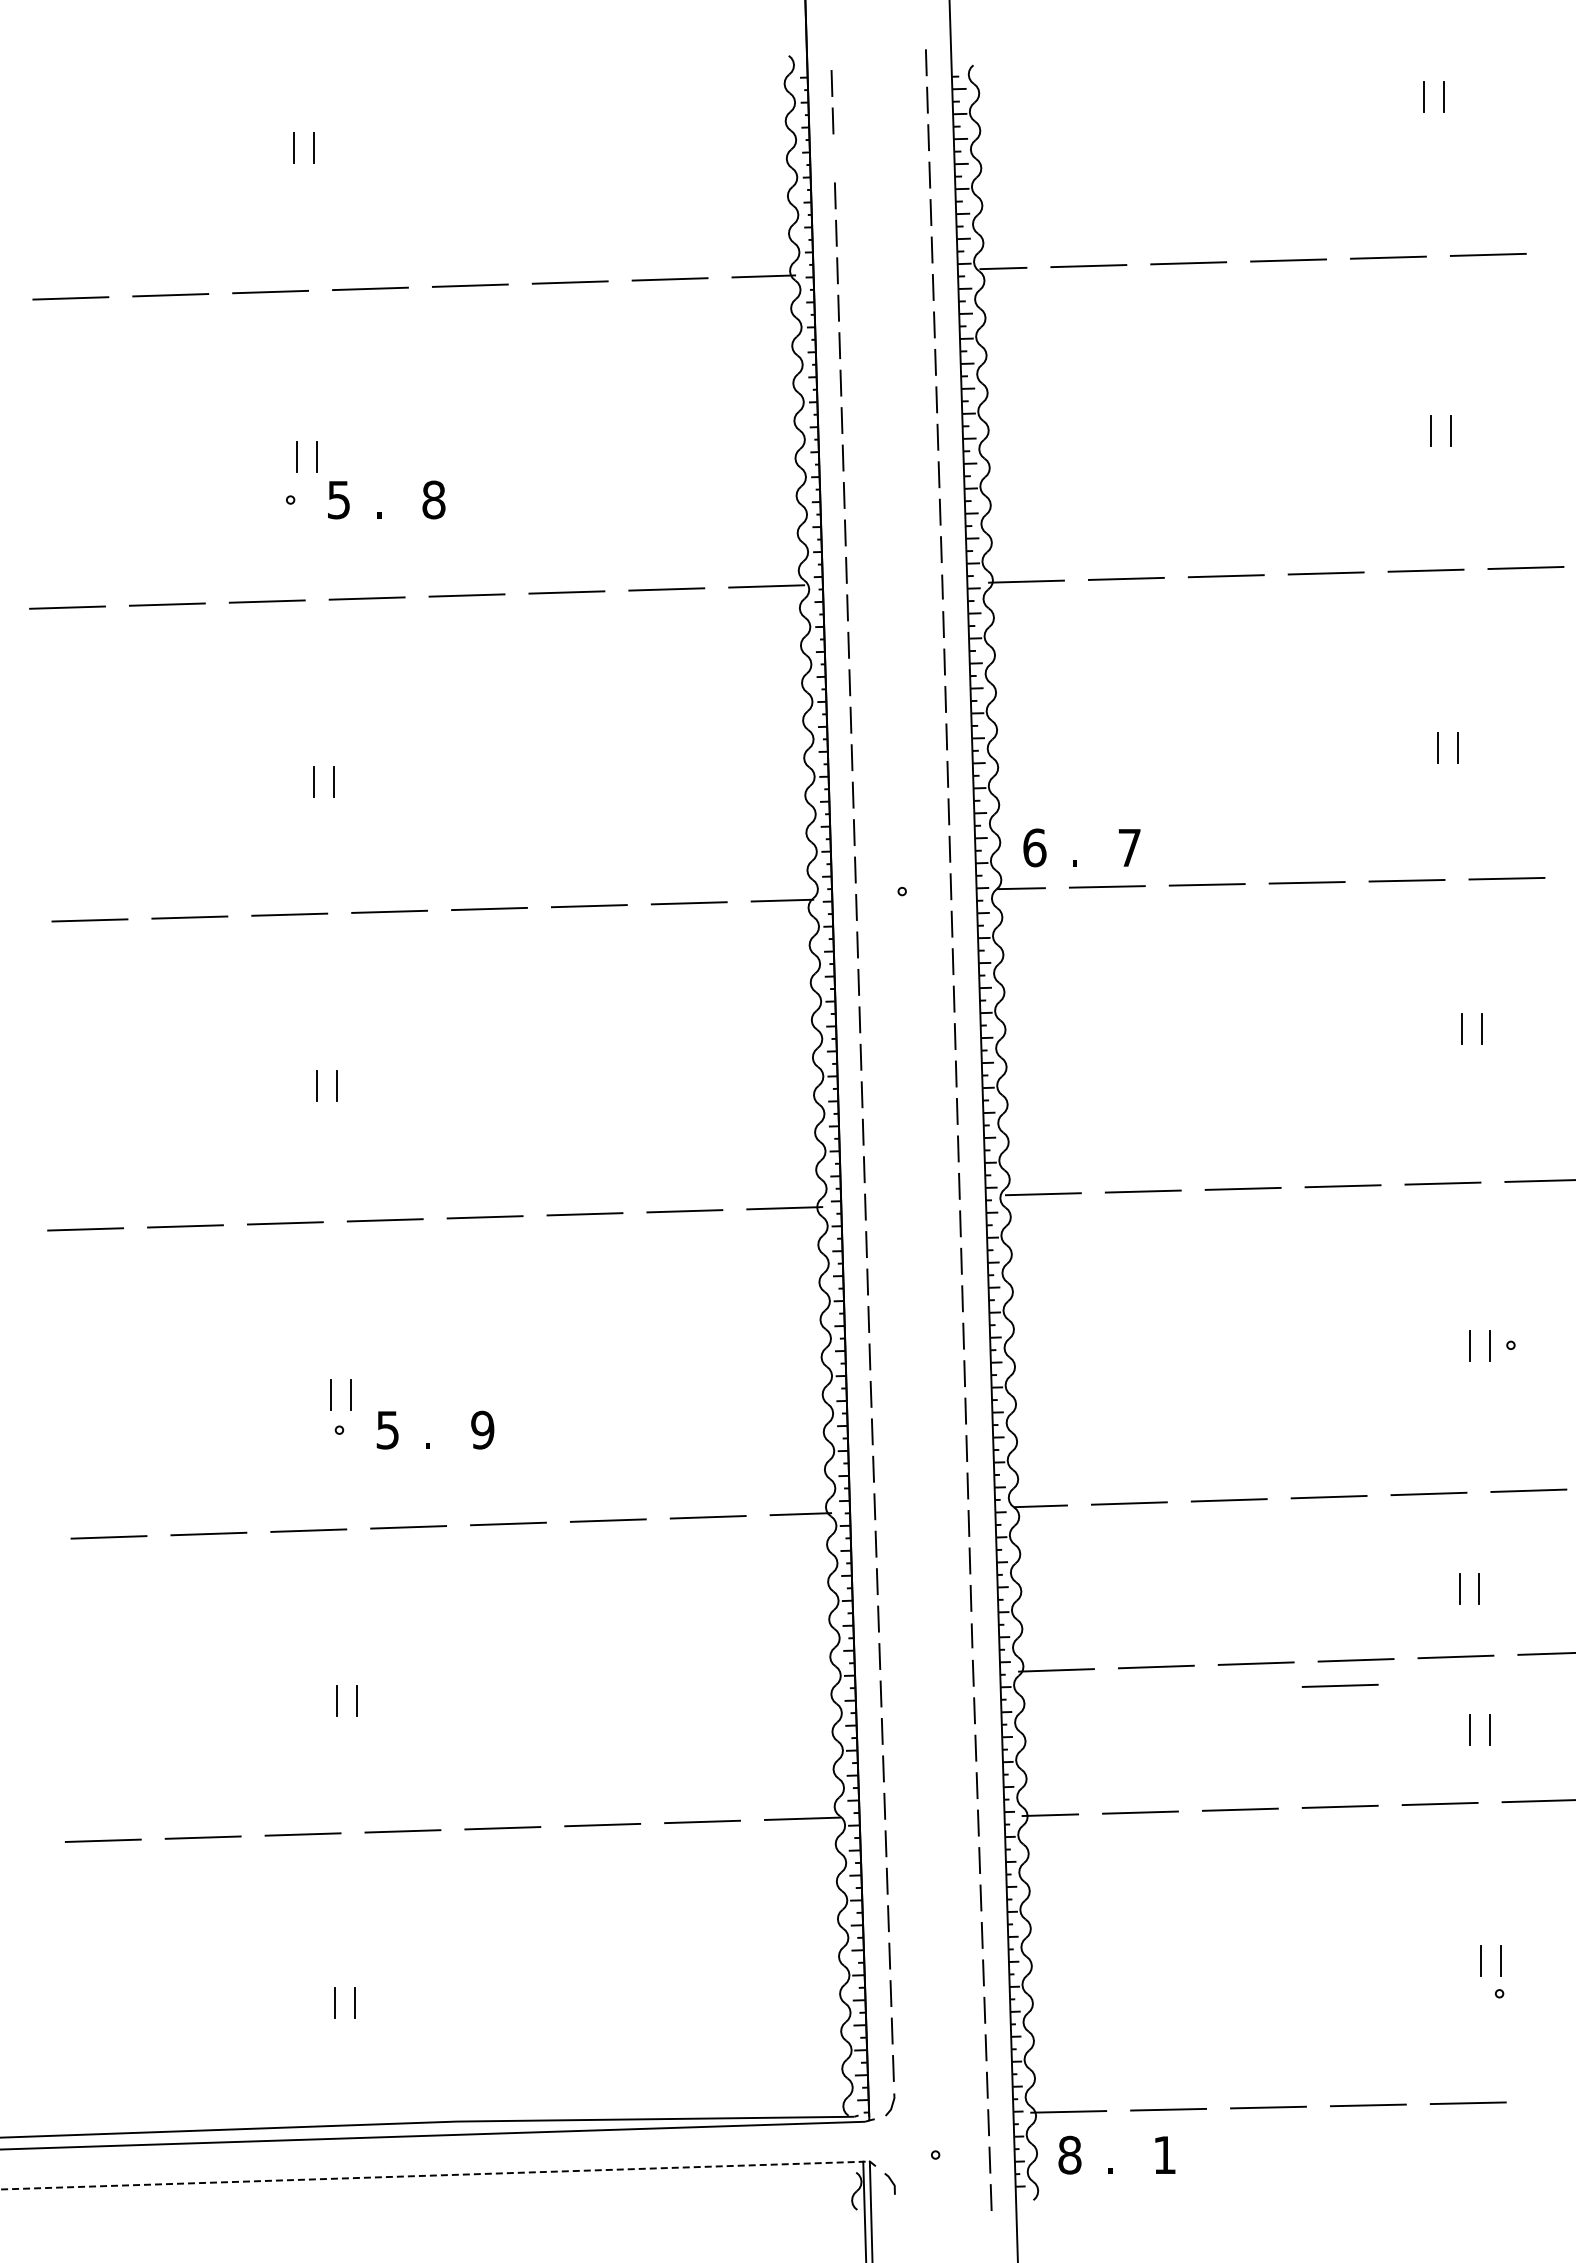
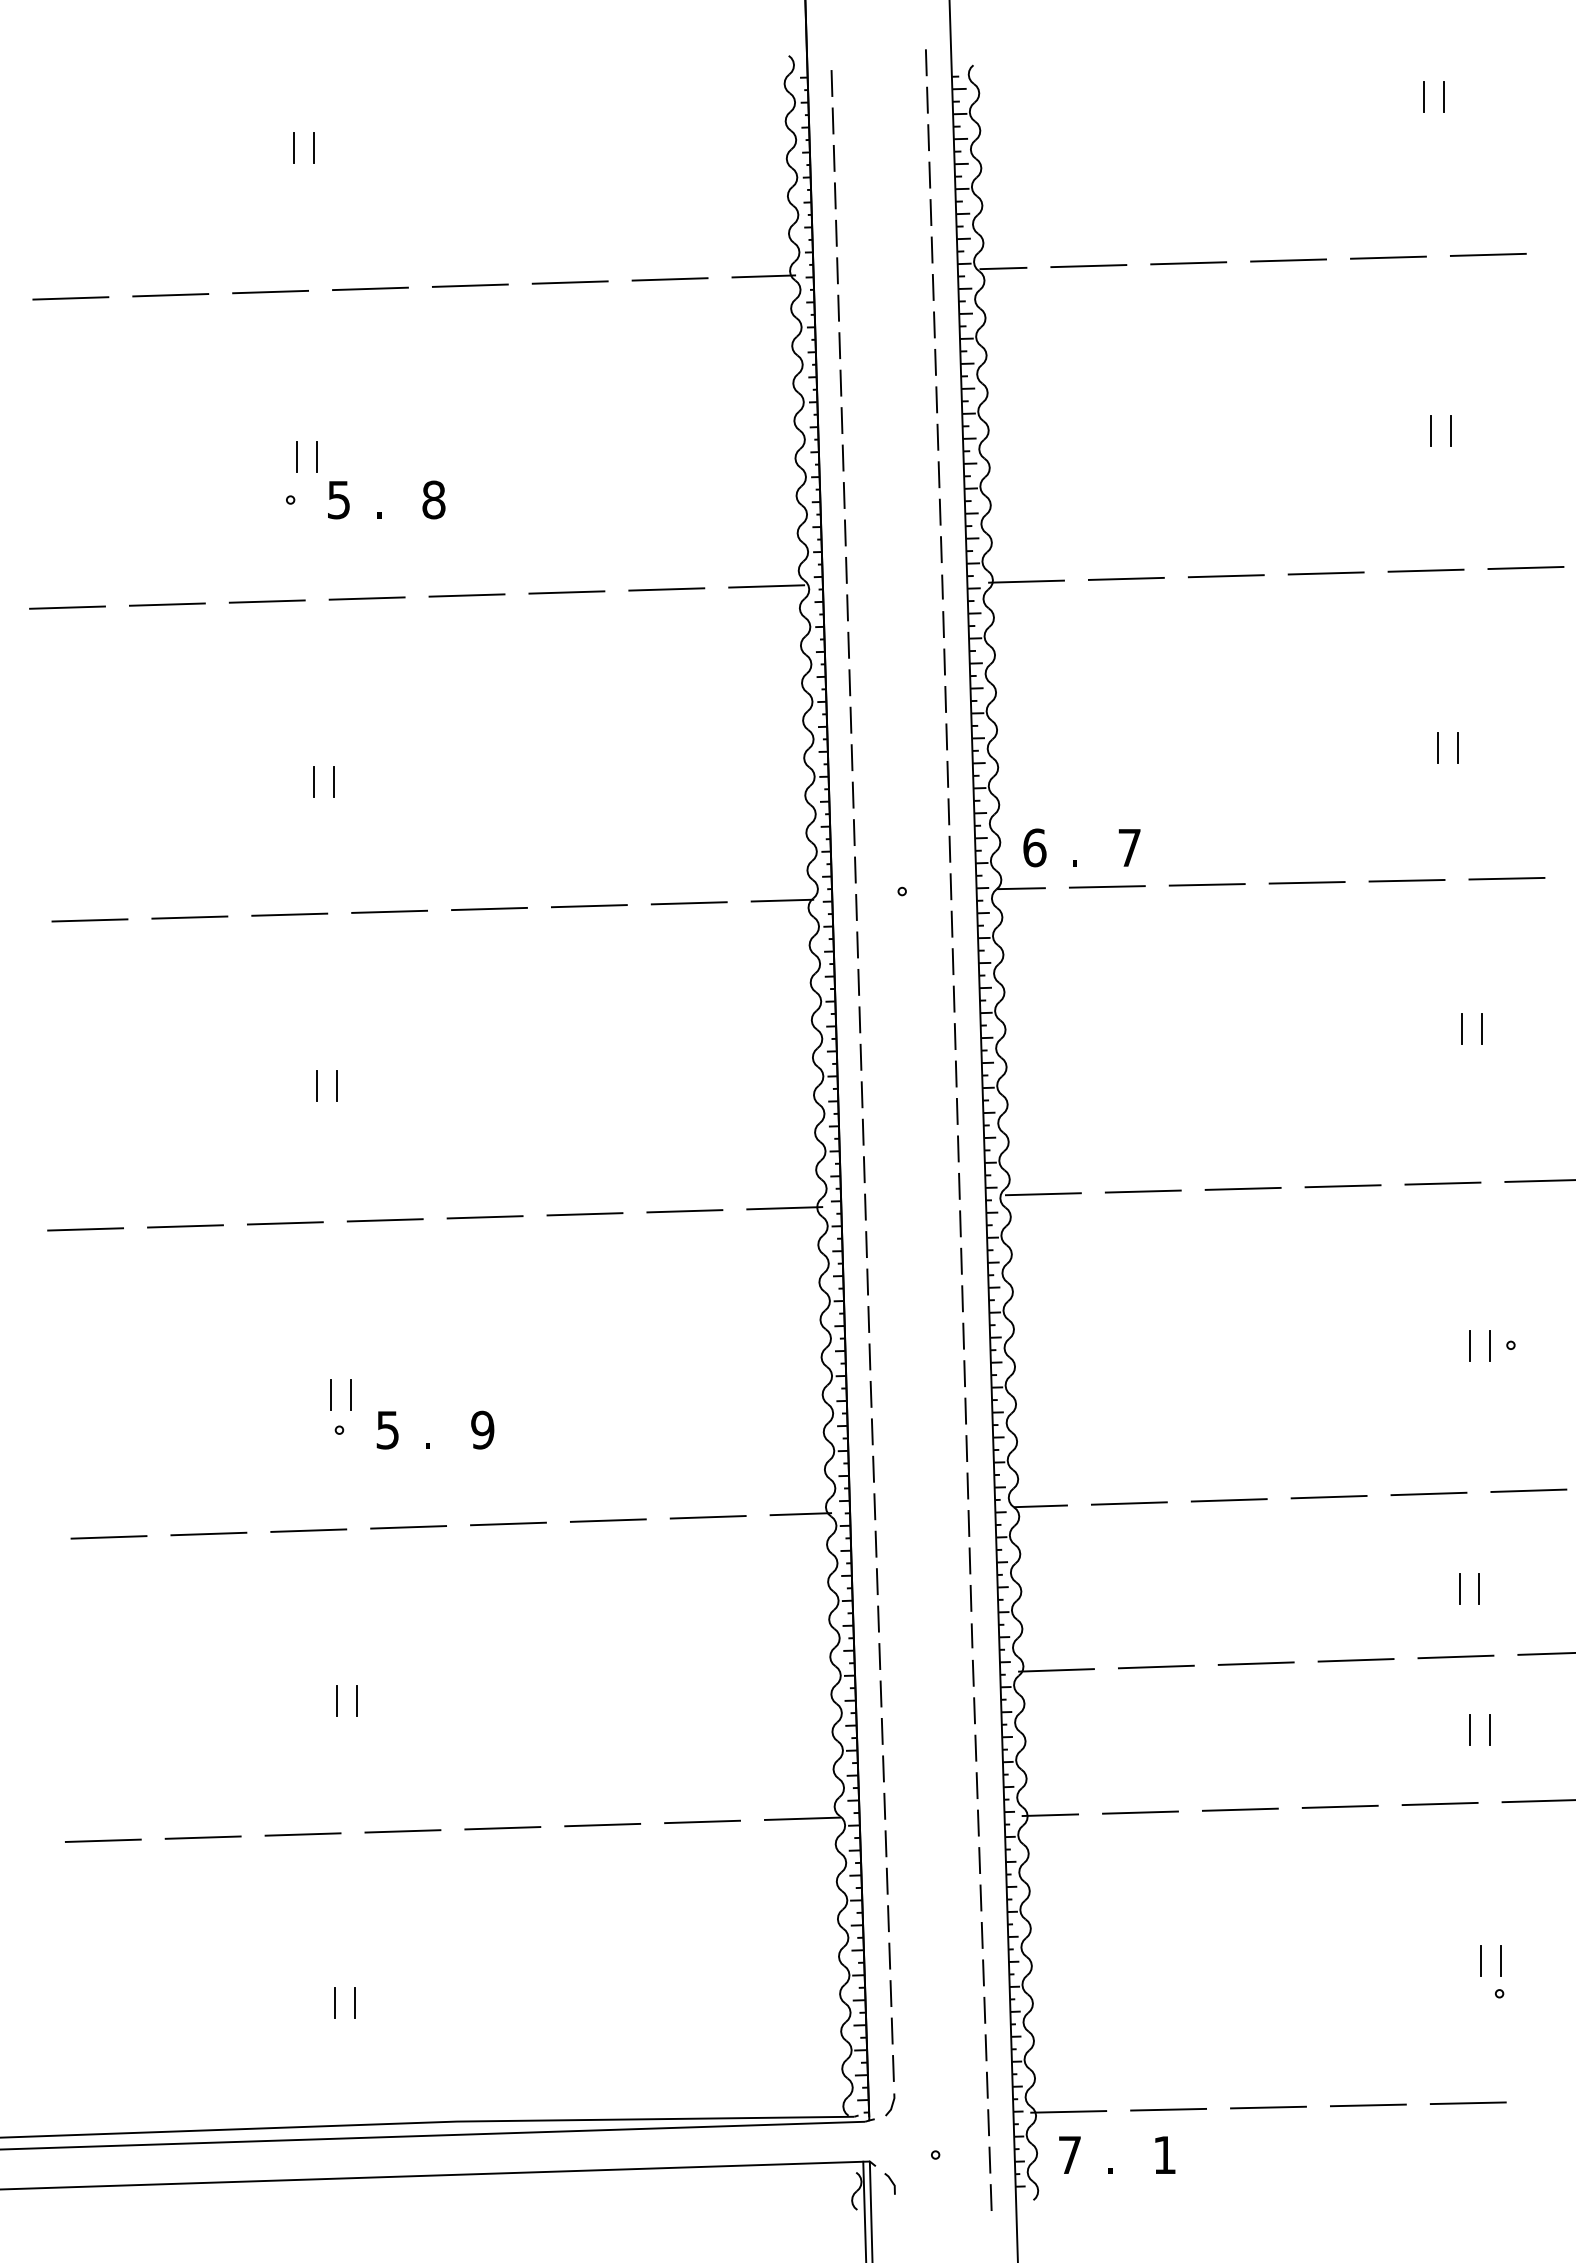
line: none -> present (833, 157)
line: present -> none (1339, 1685)
text: 8 -> 7 (1069, 2154)
line: dashed -> solid (435, 2175)
